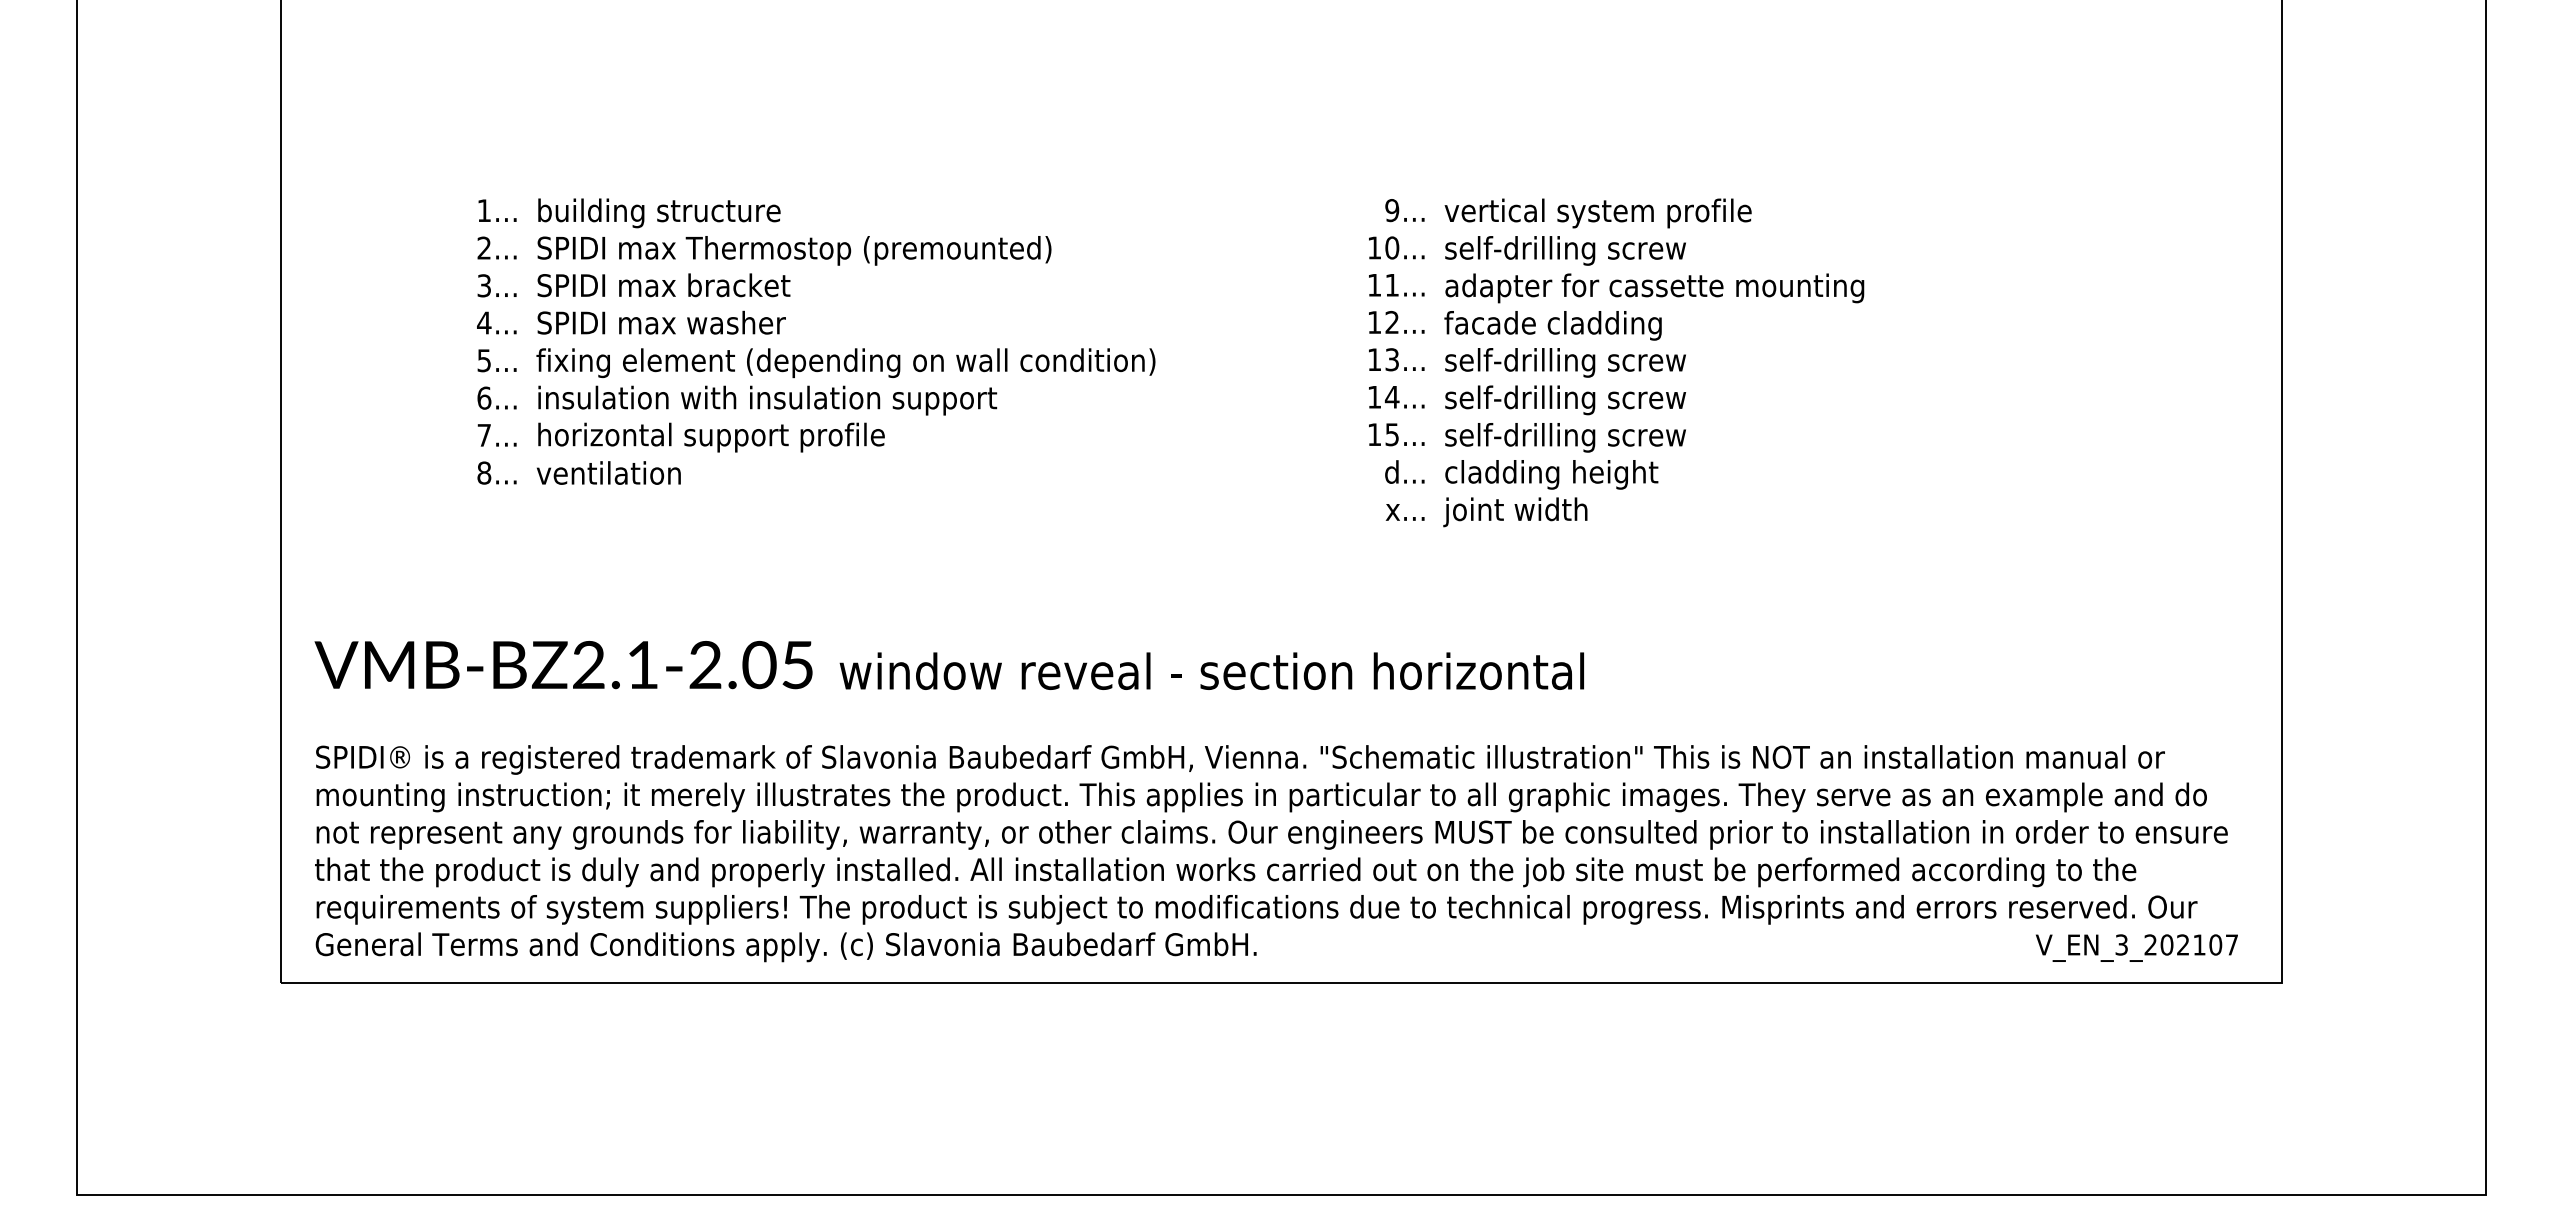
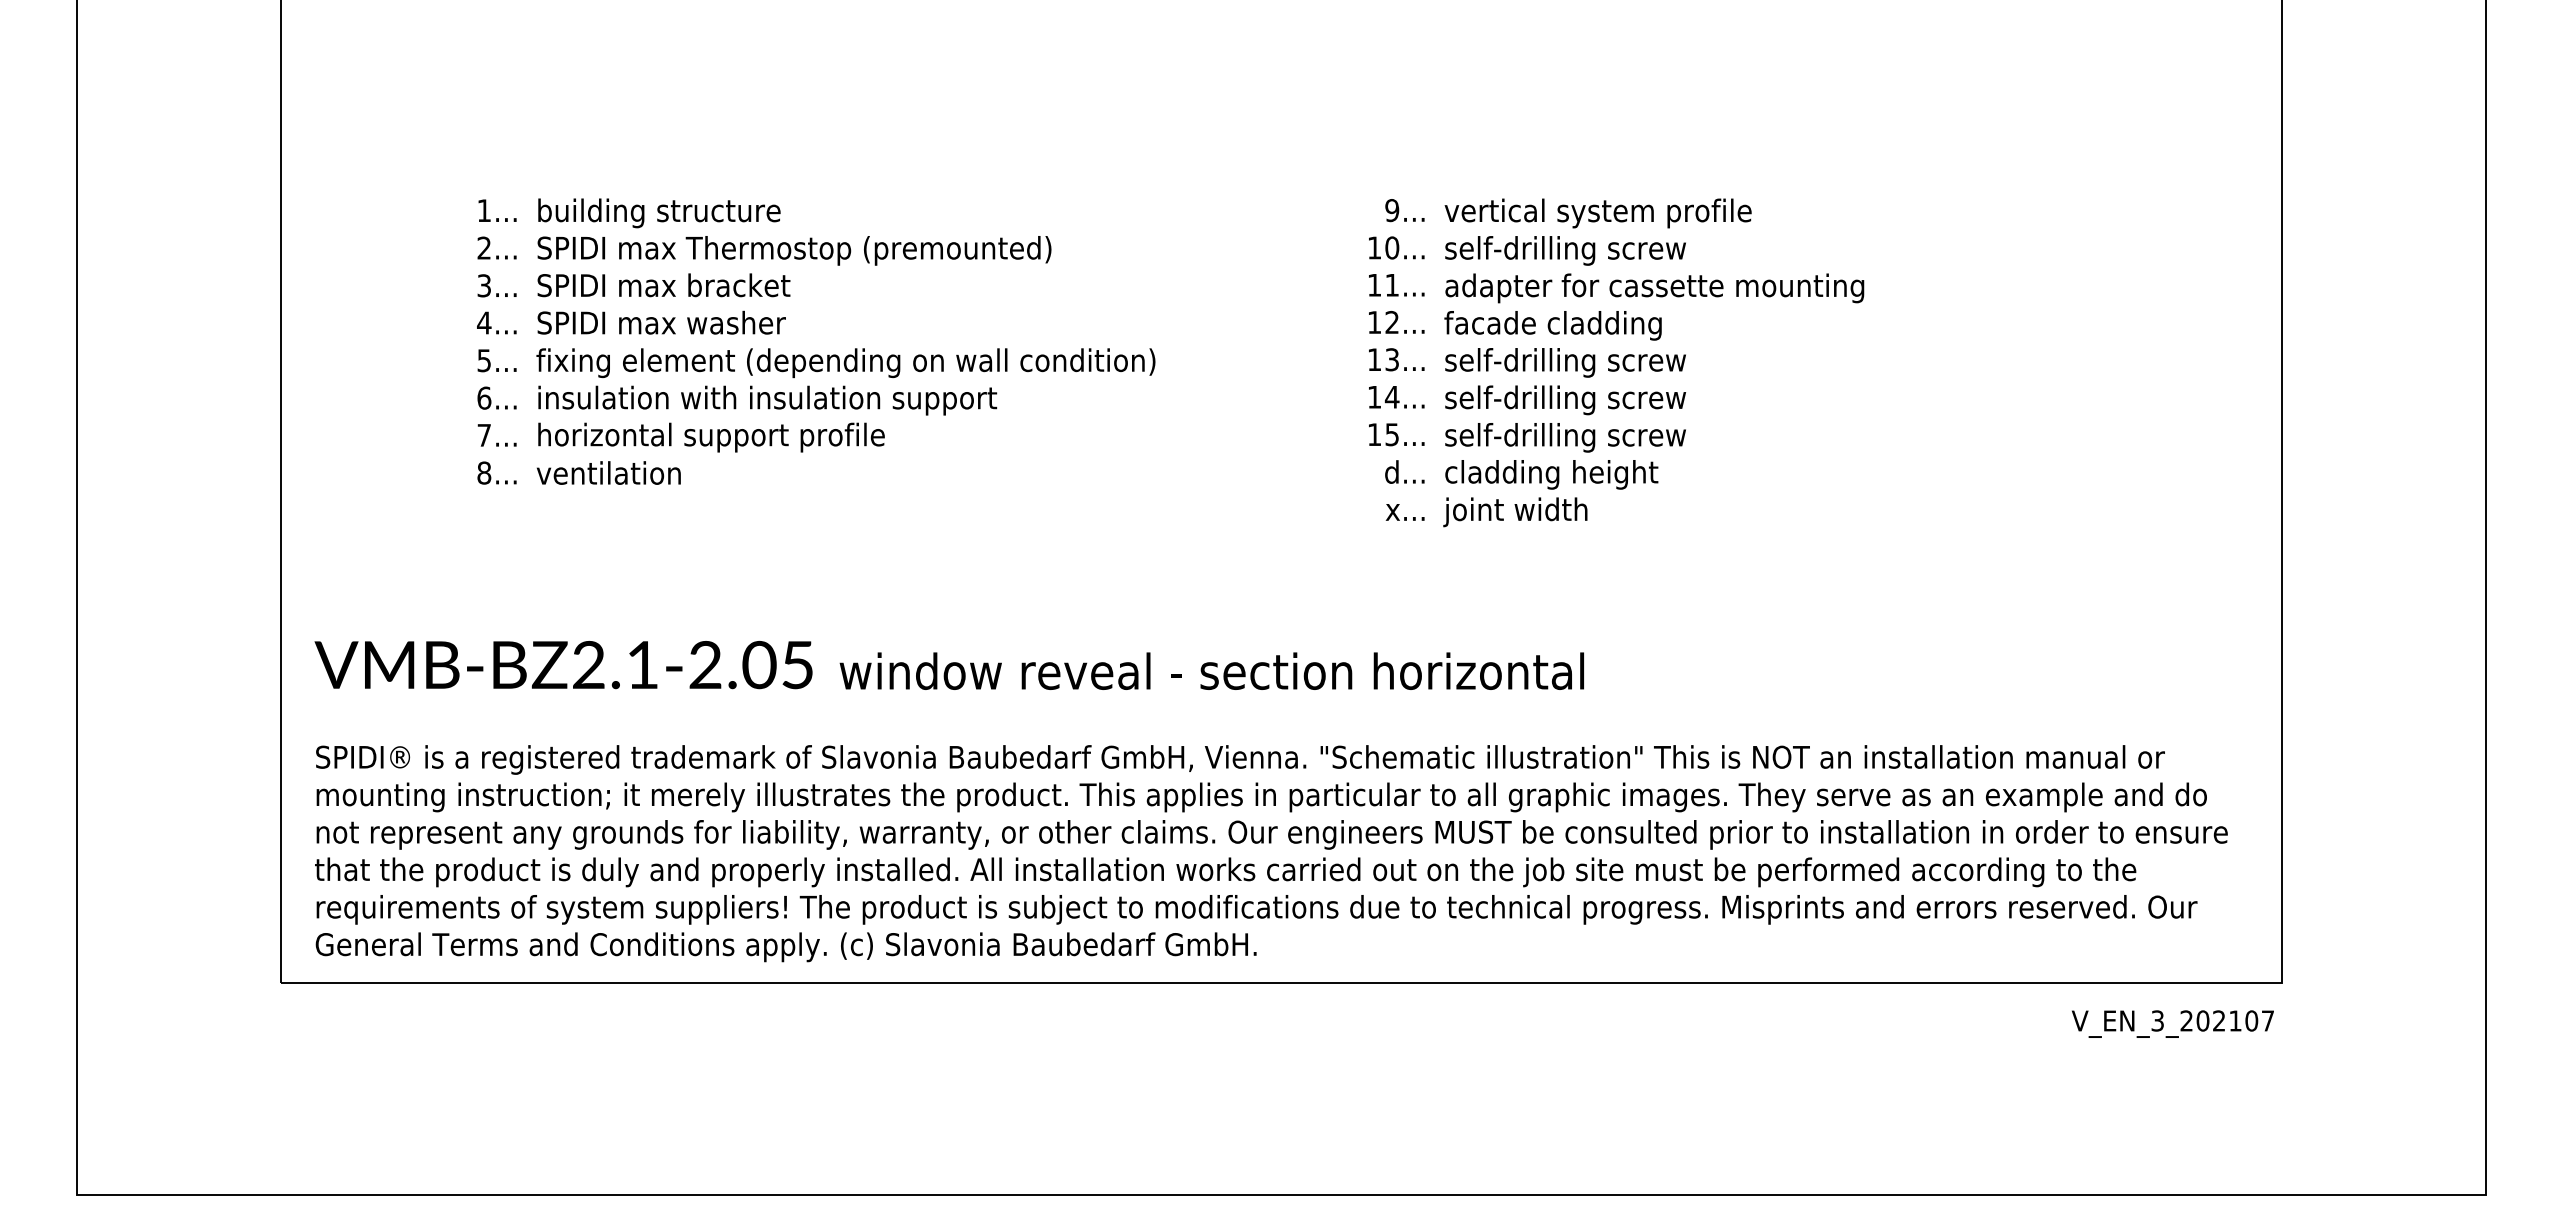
text position: (2136, 947) -> (2172, 1023) (2172, 1023)
